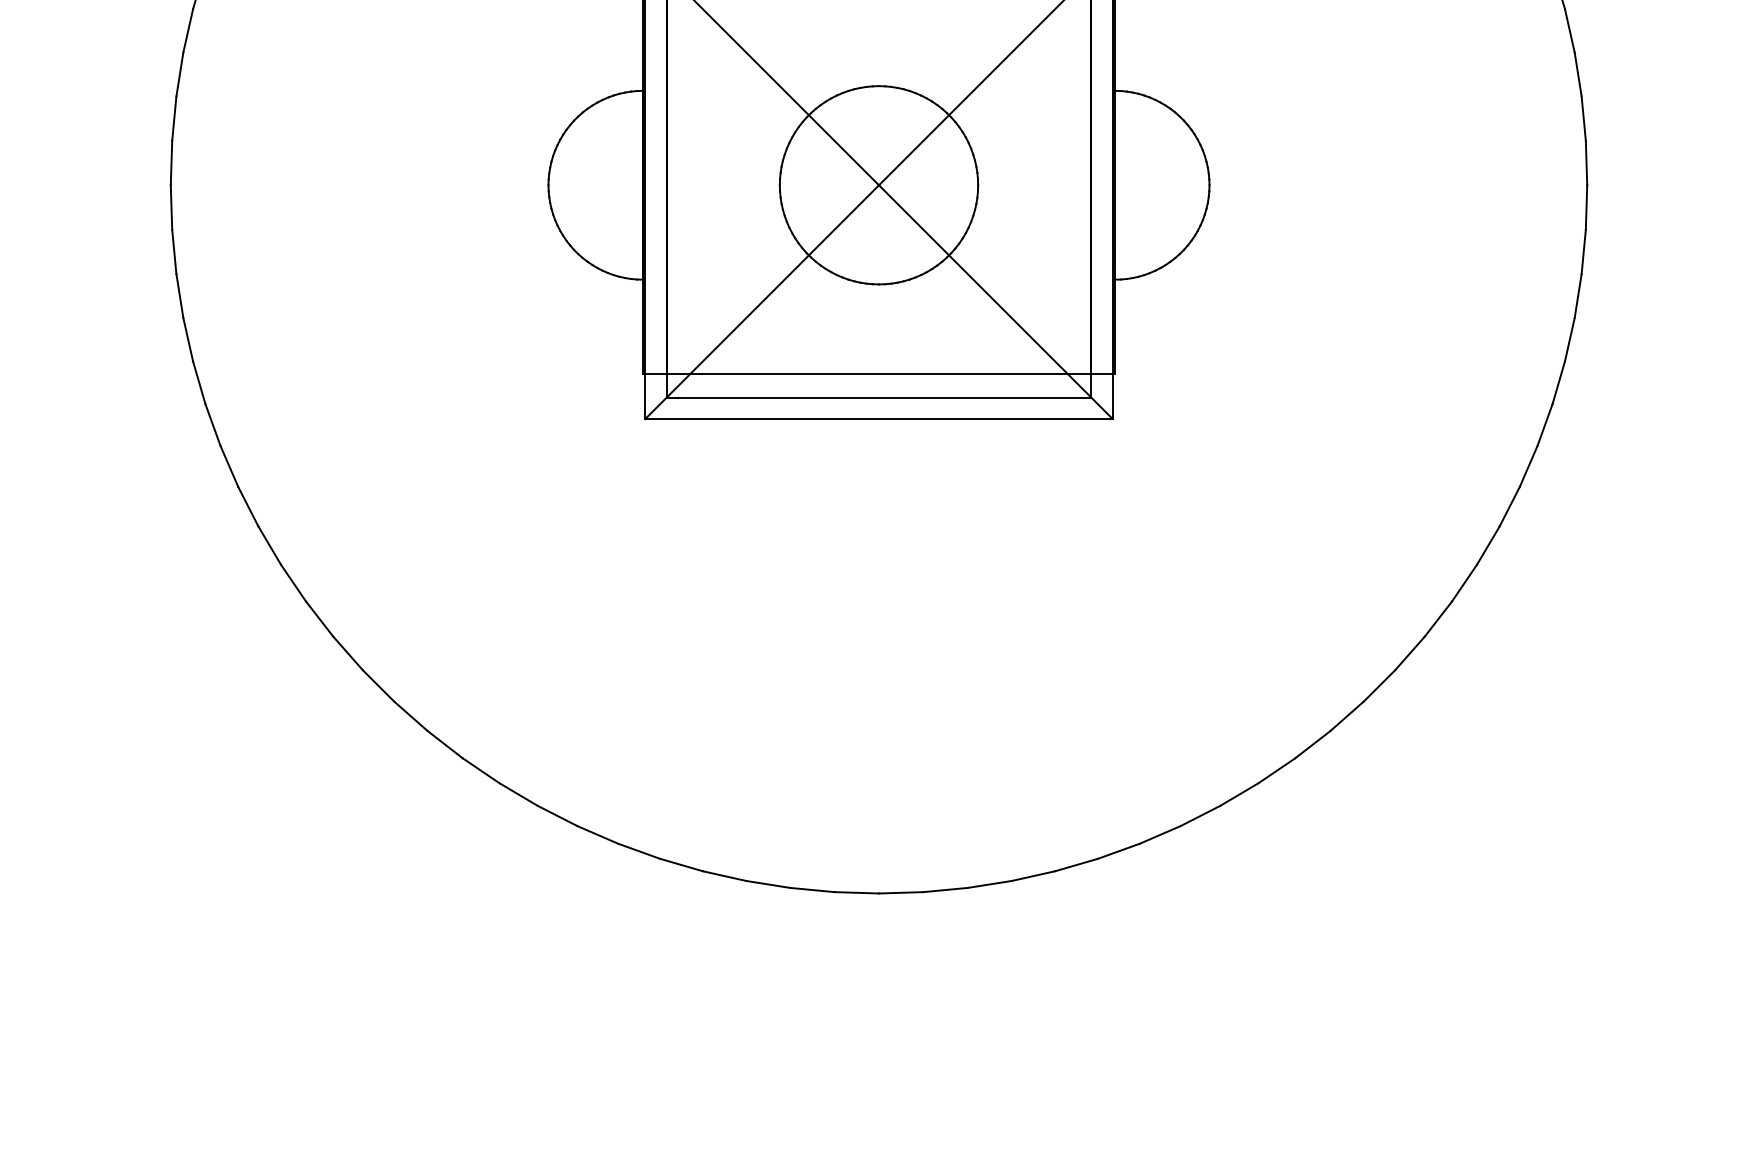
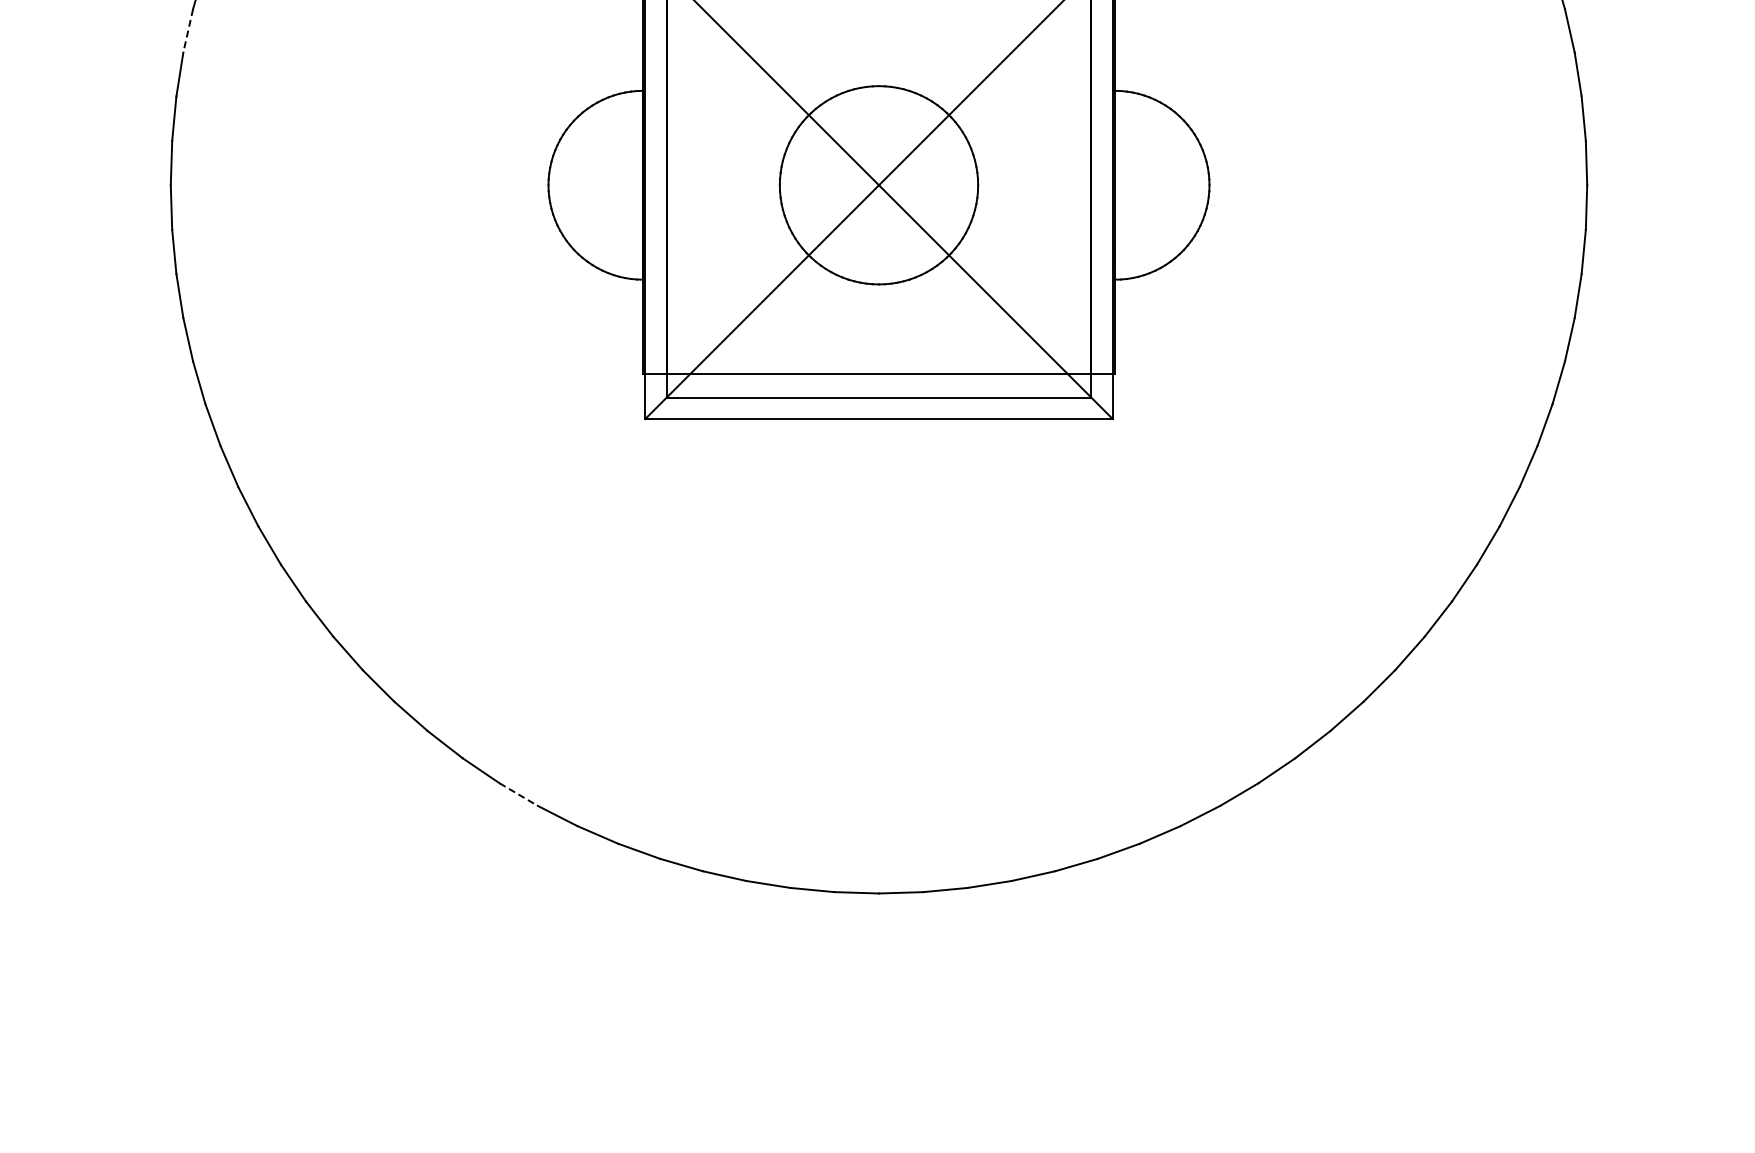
line: solid -> dashed (188, 31)
line: solid -> dashed (519, 794)
